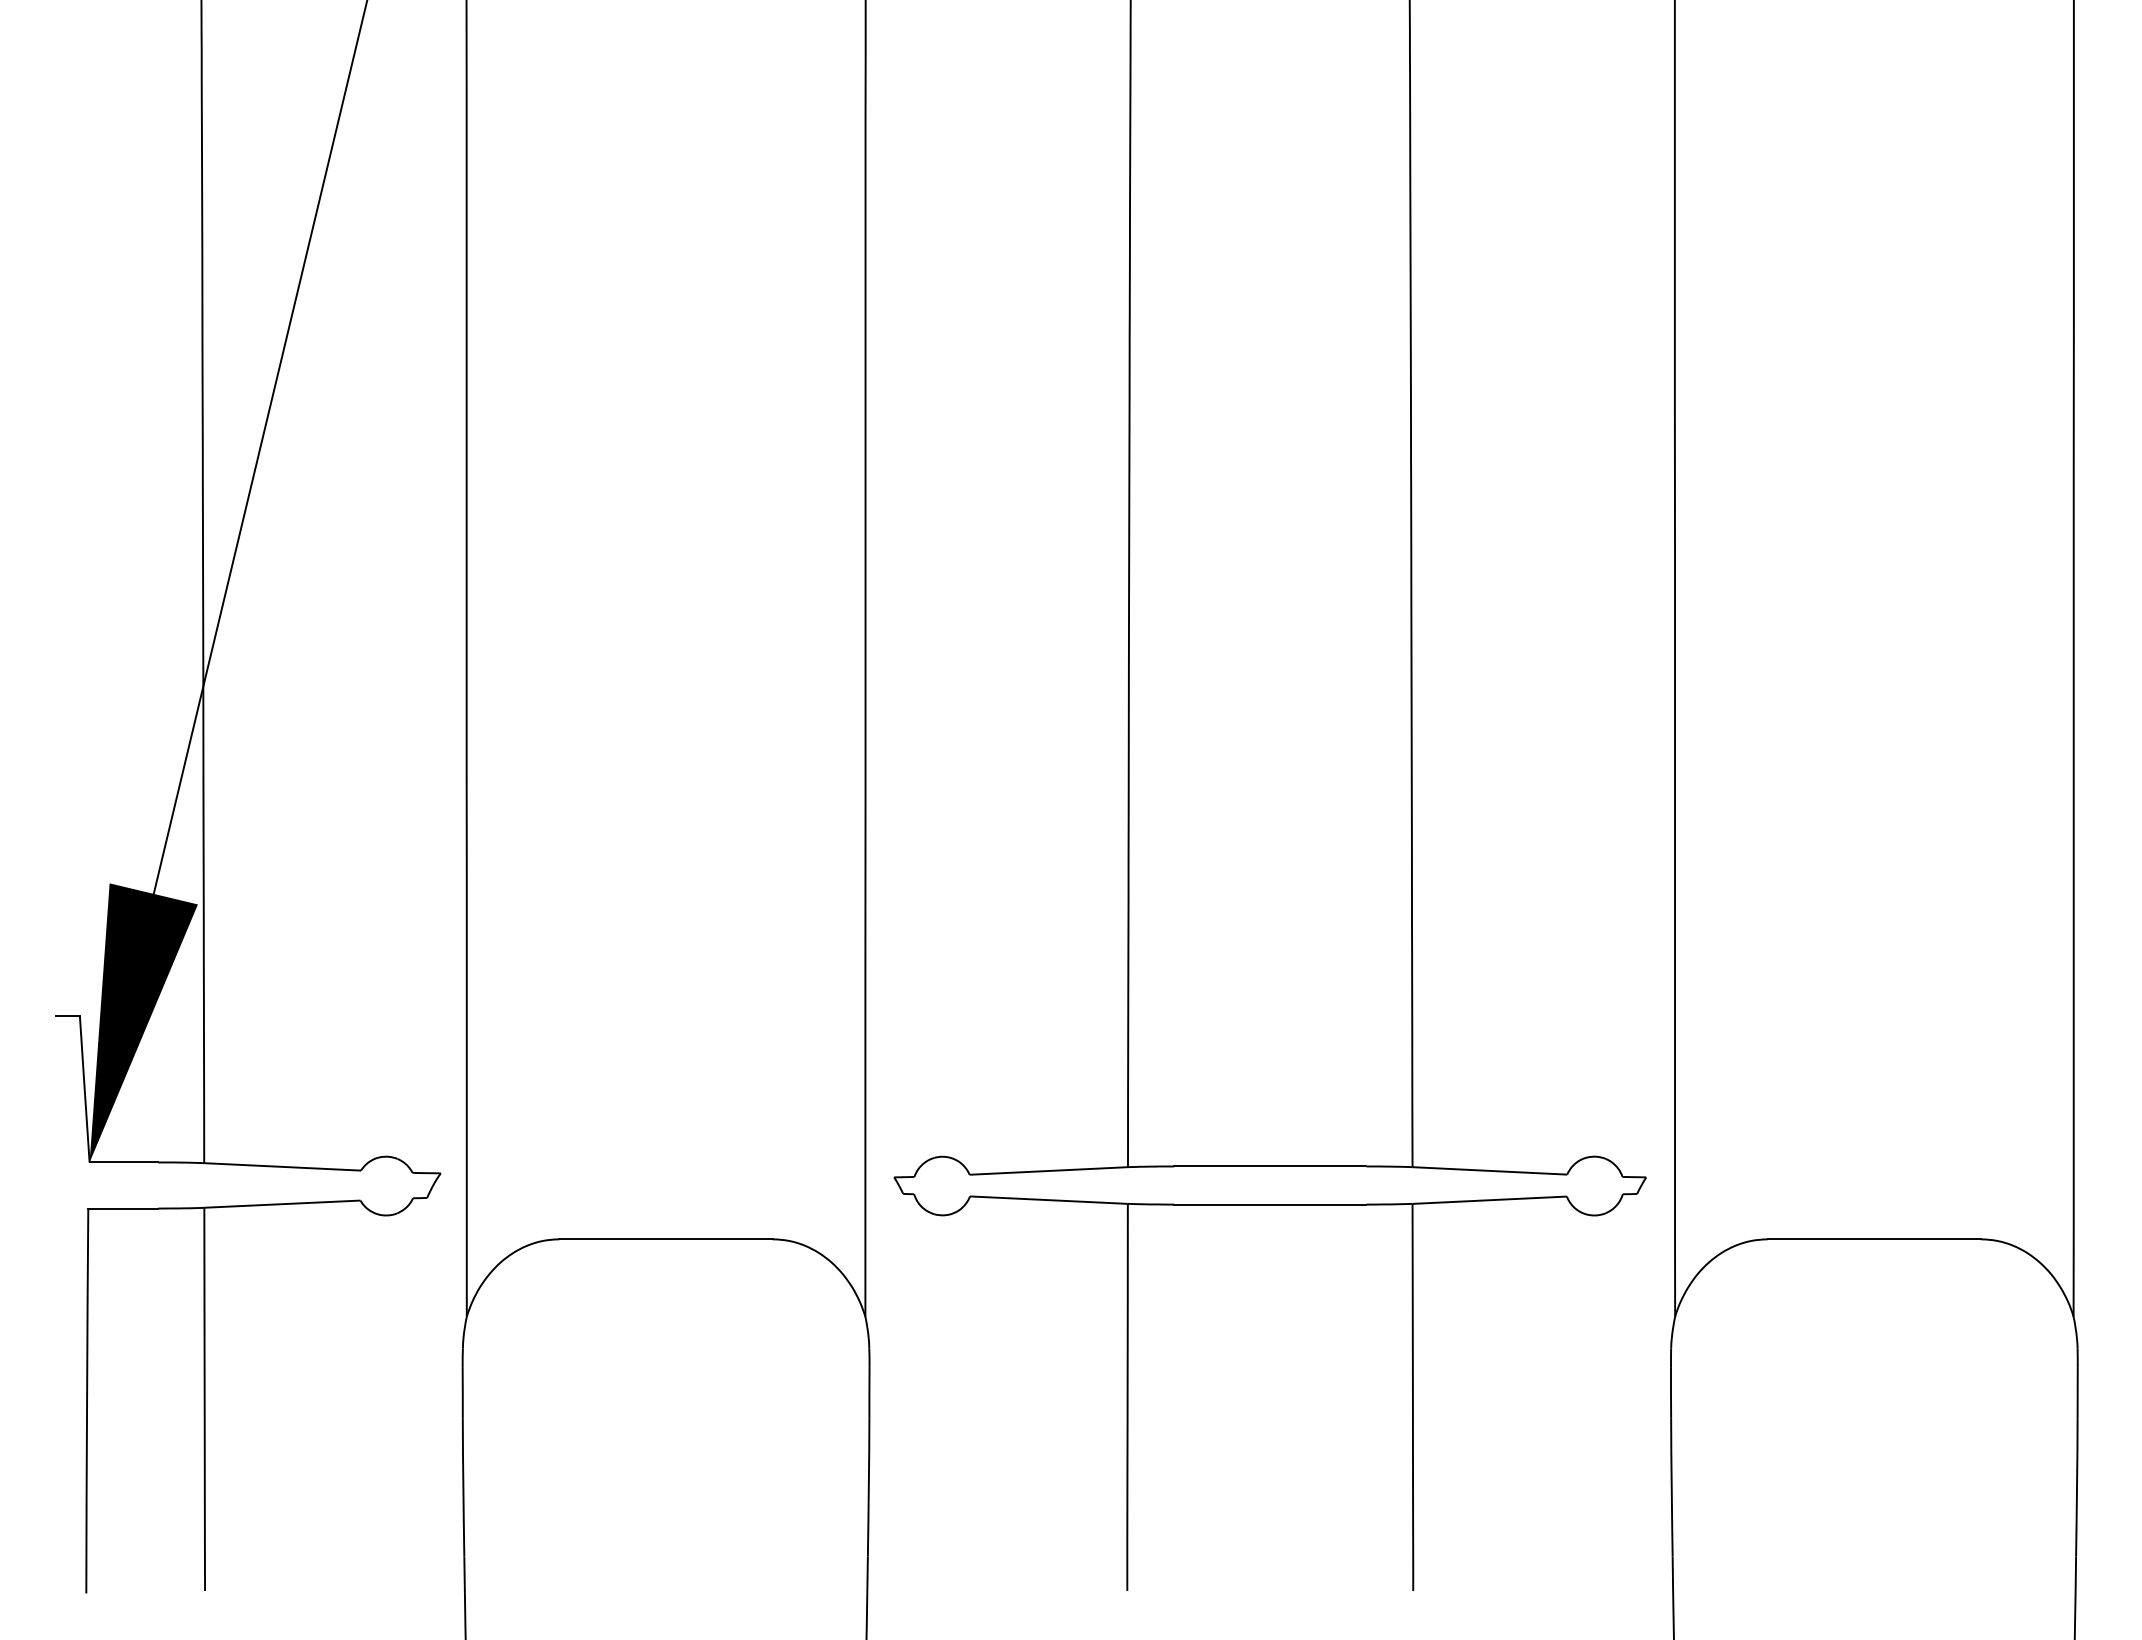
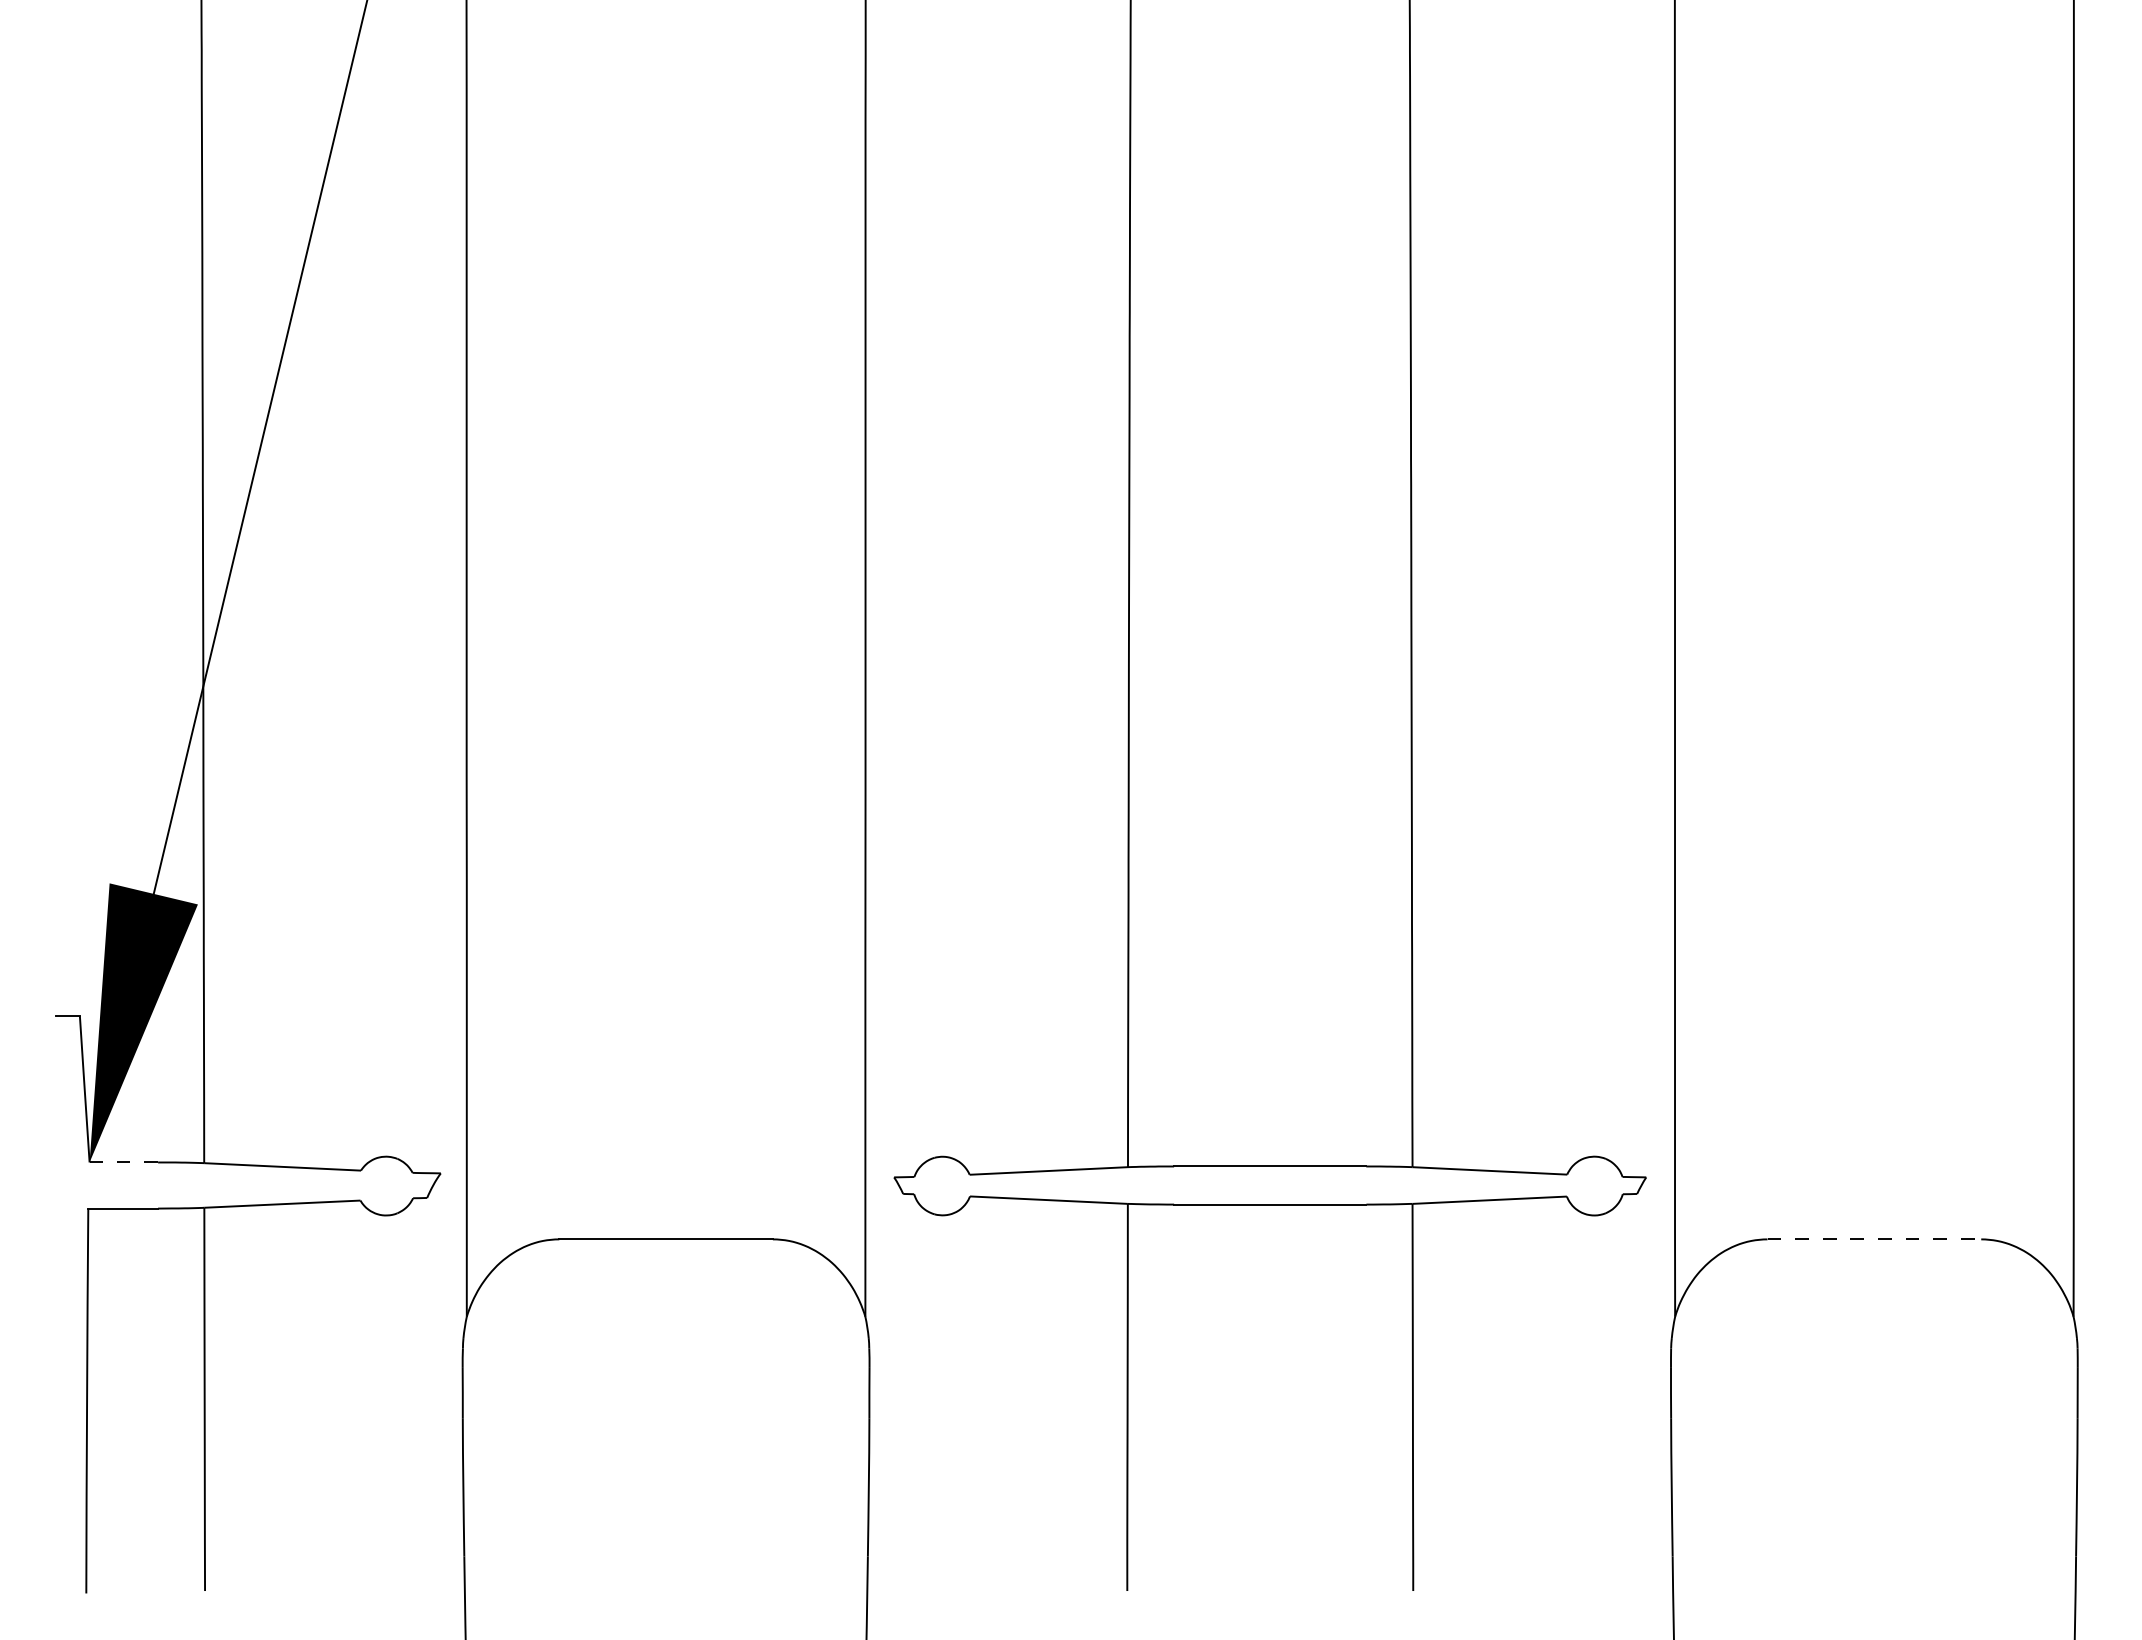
line: solid -> dashed (123, 1162)
line: solid -> dashed (1874, 1239)
